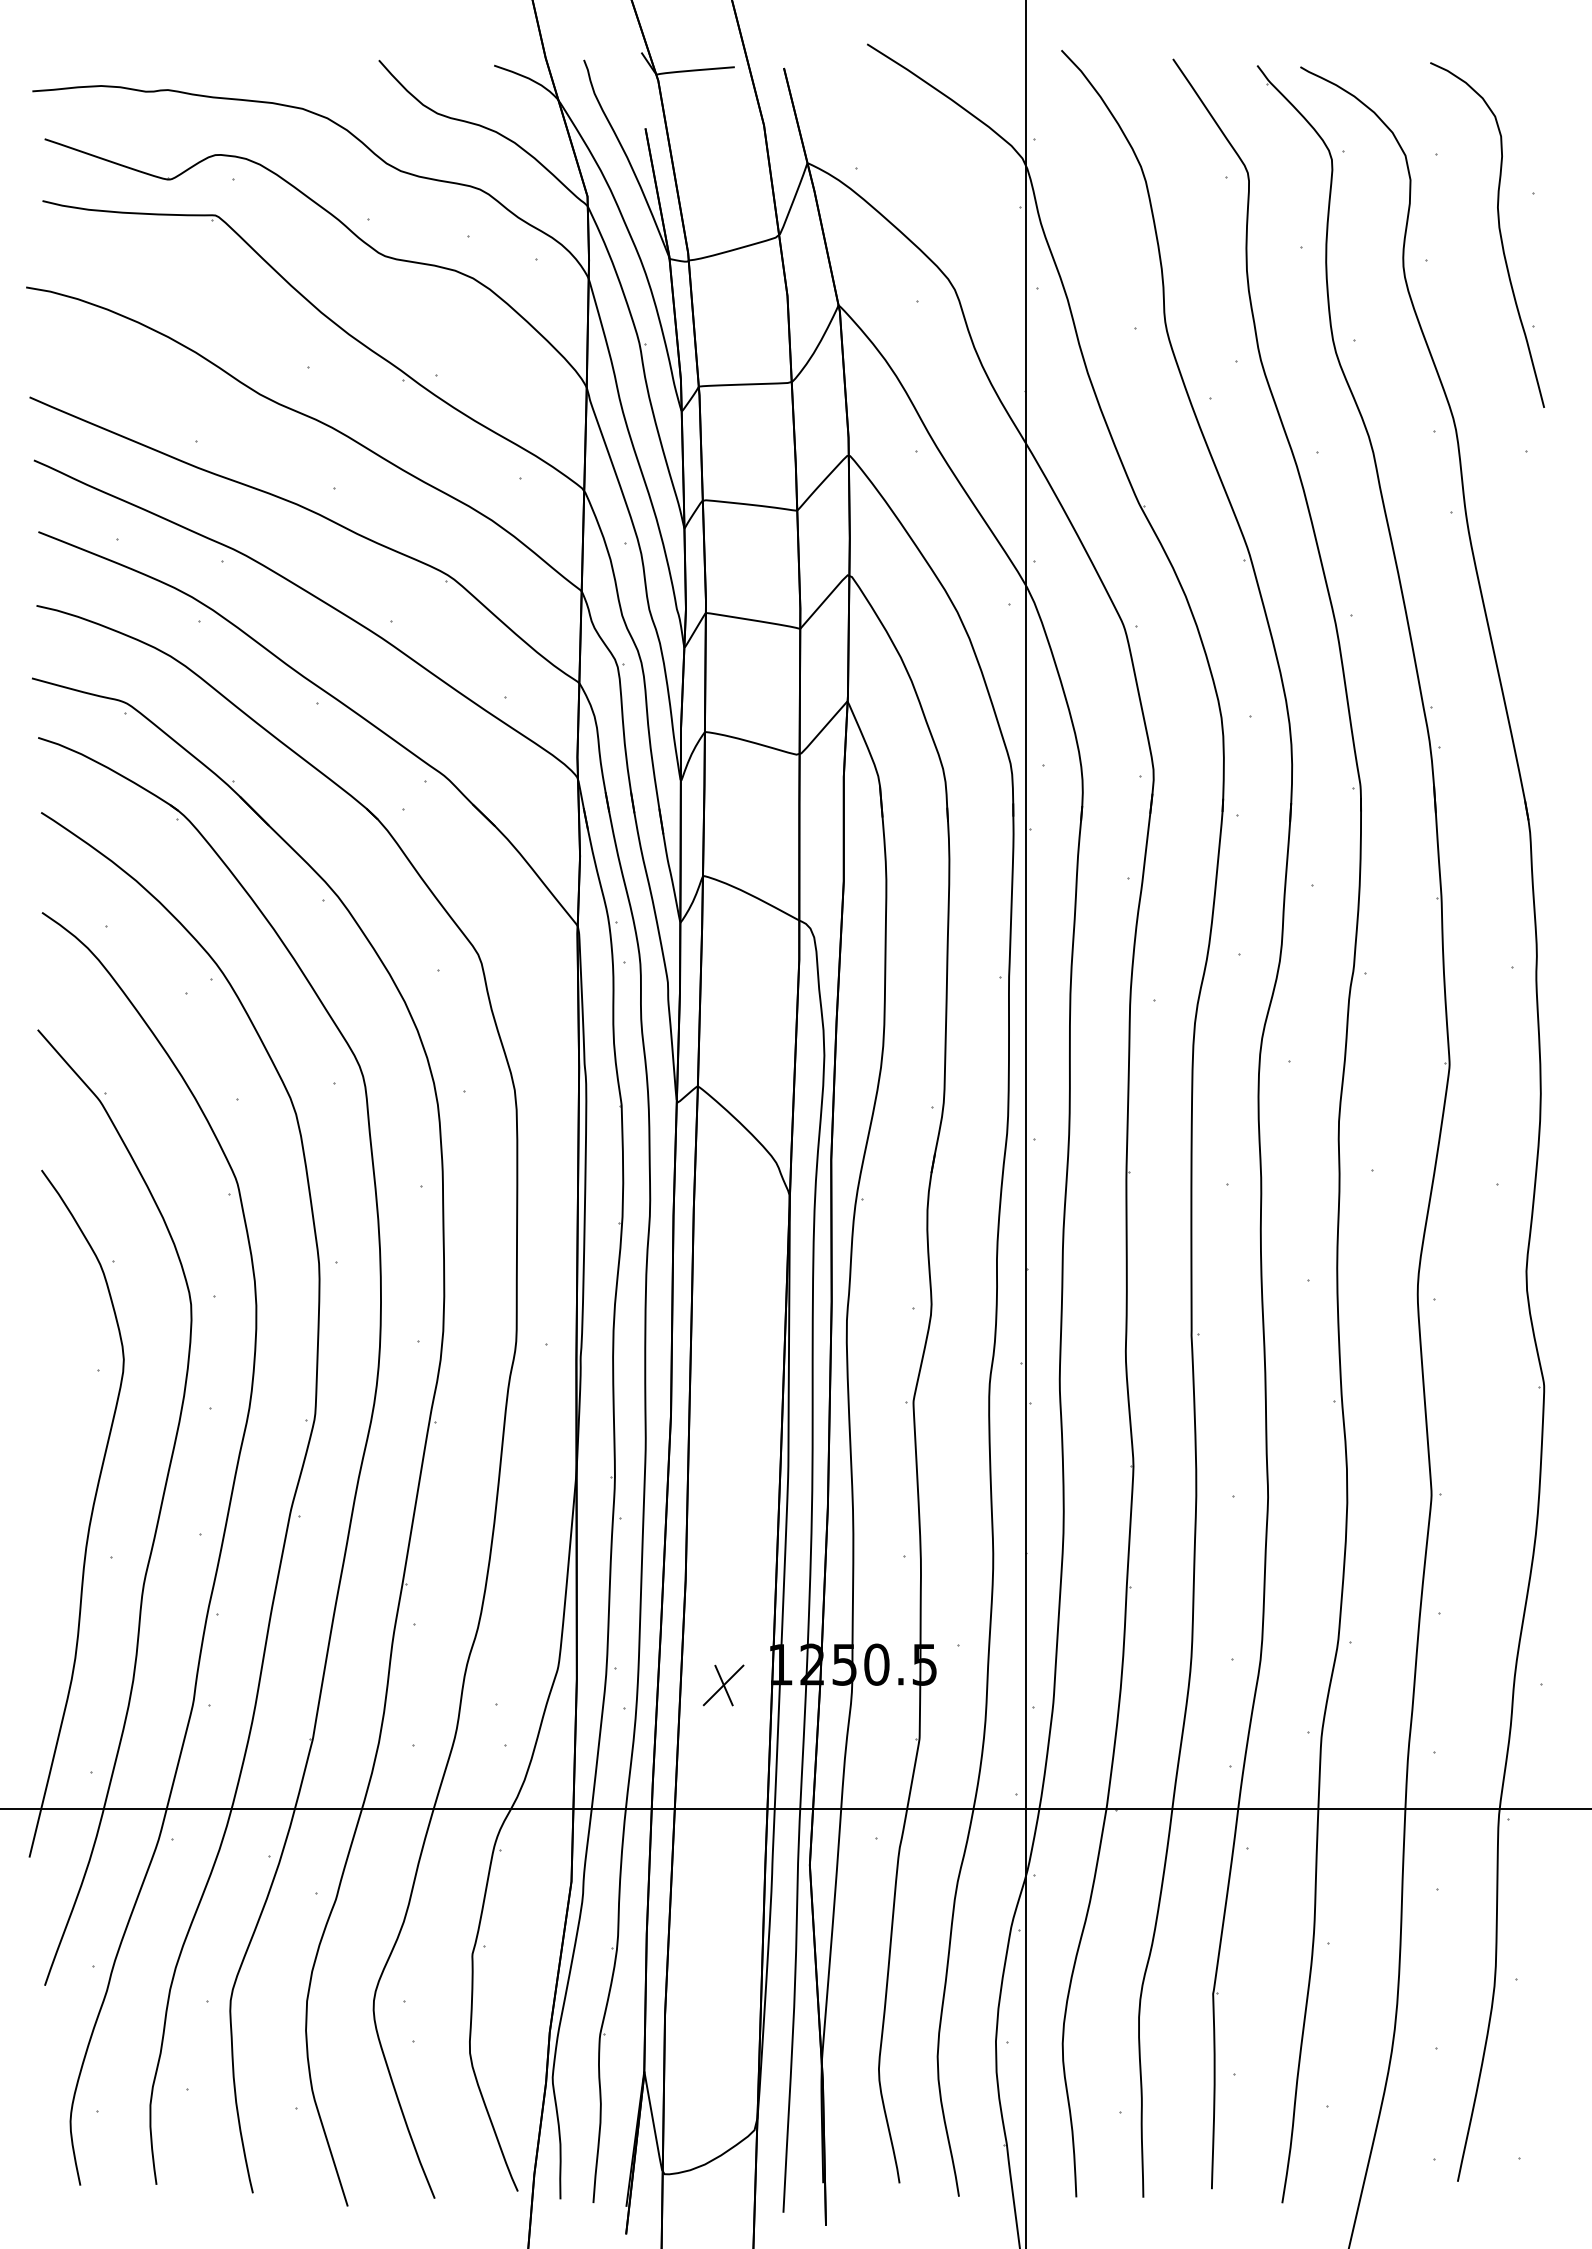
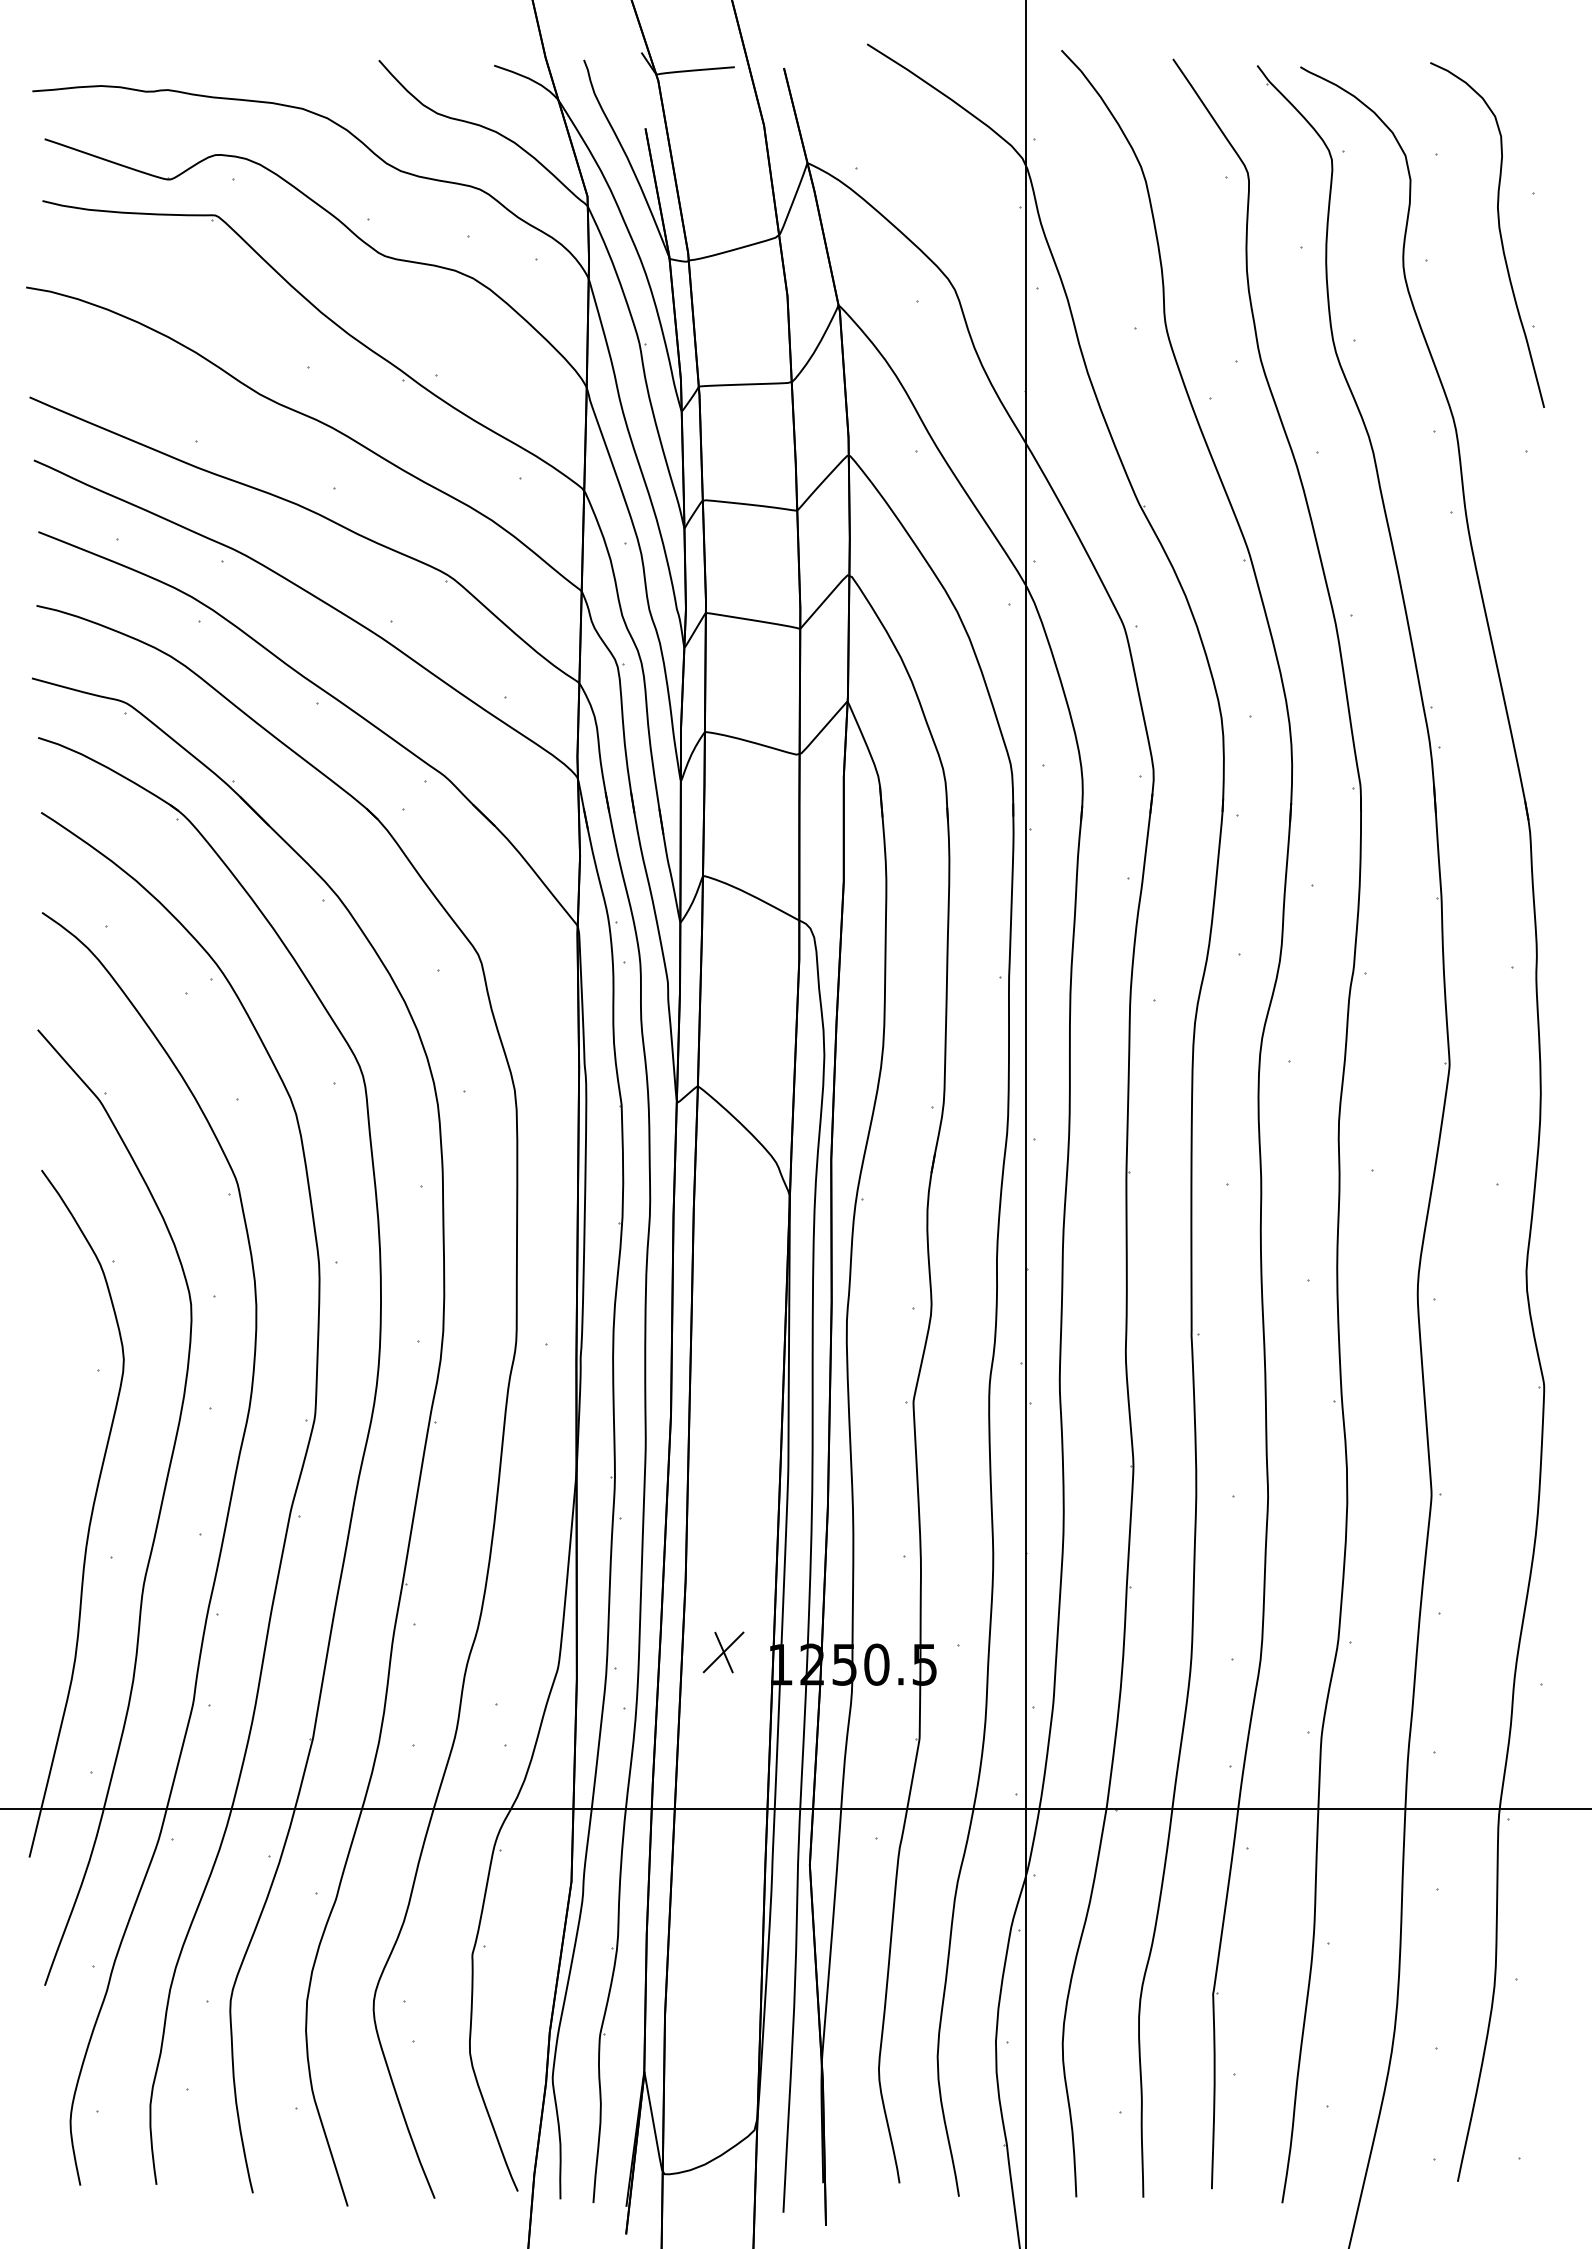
part position: (723, 1685) -> (723, 1652) (723, 1652)
